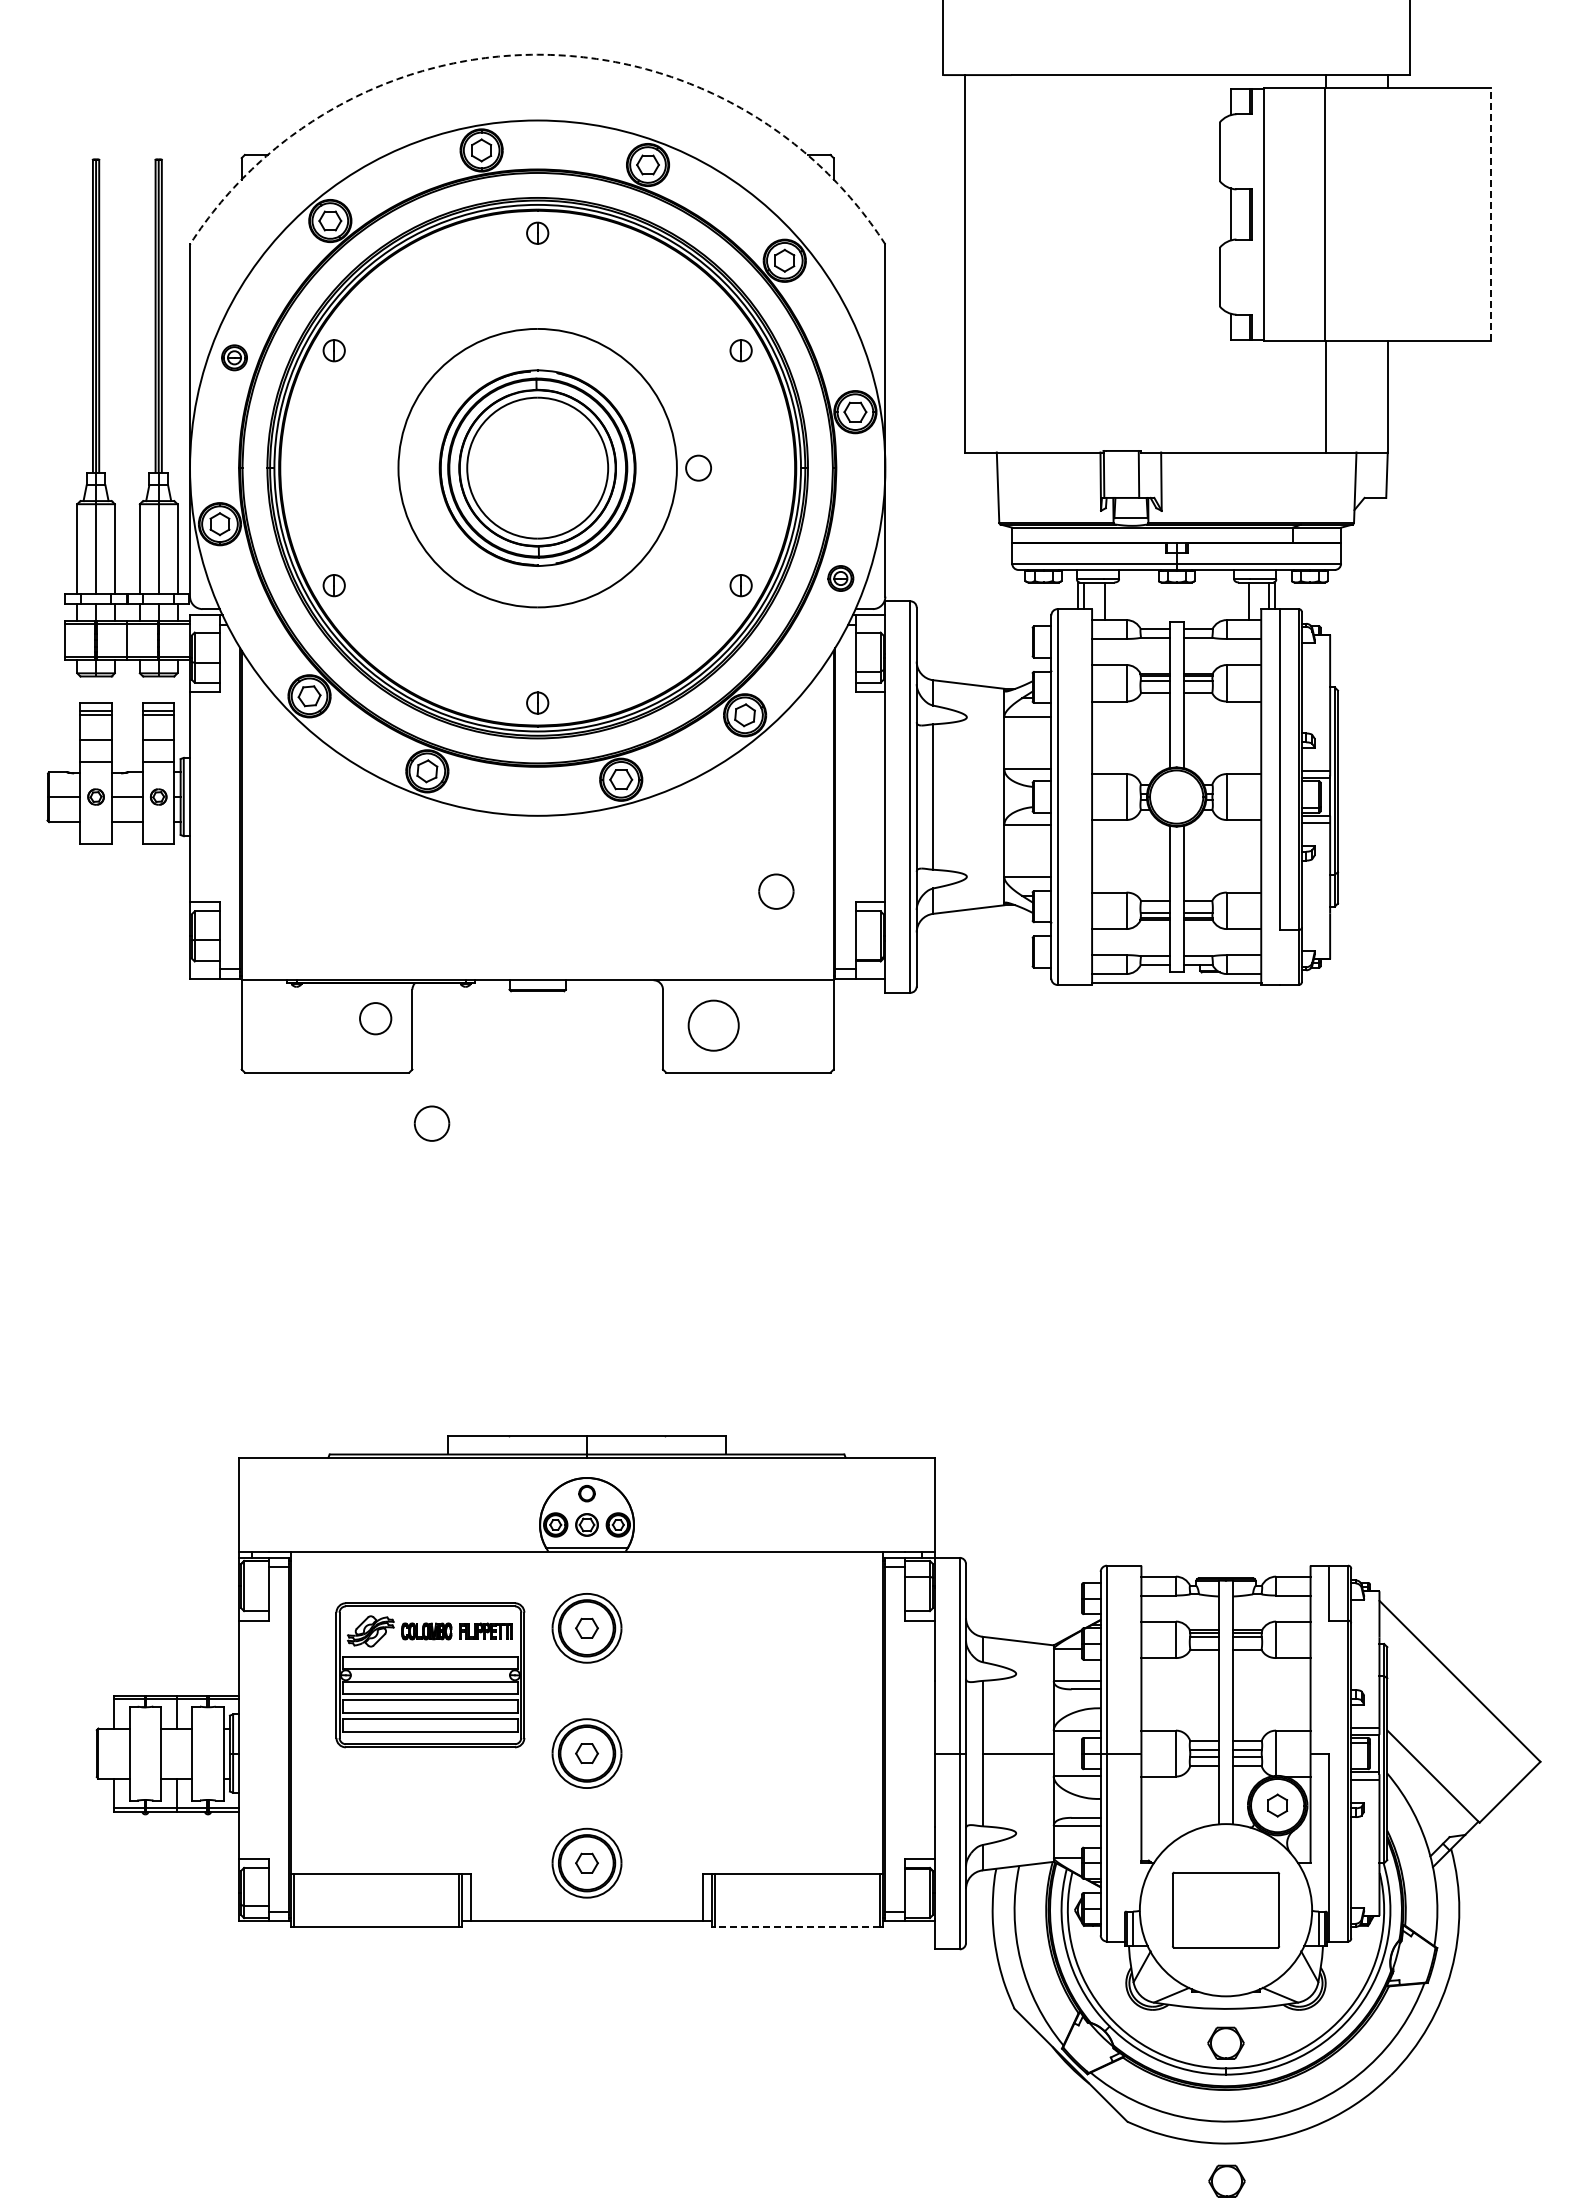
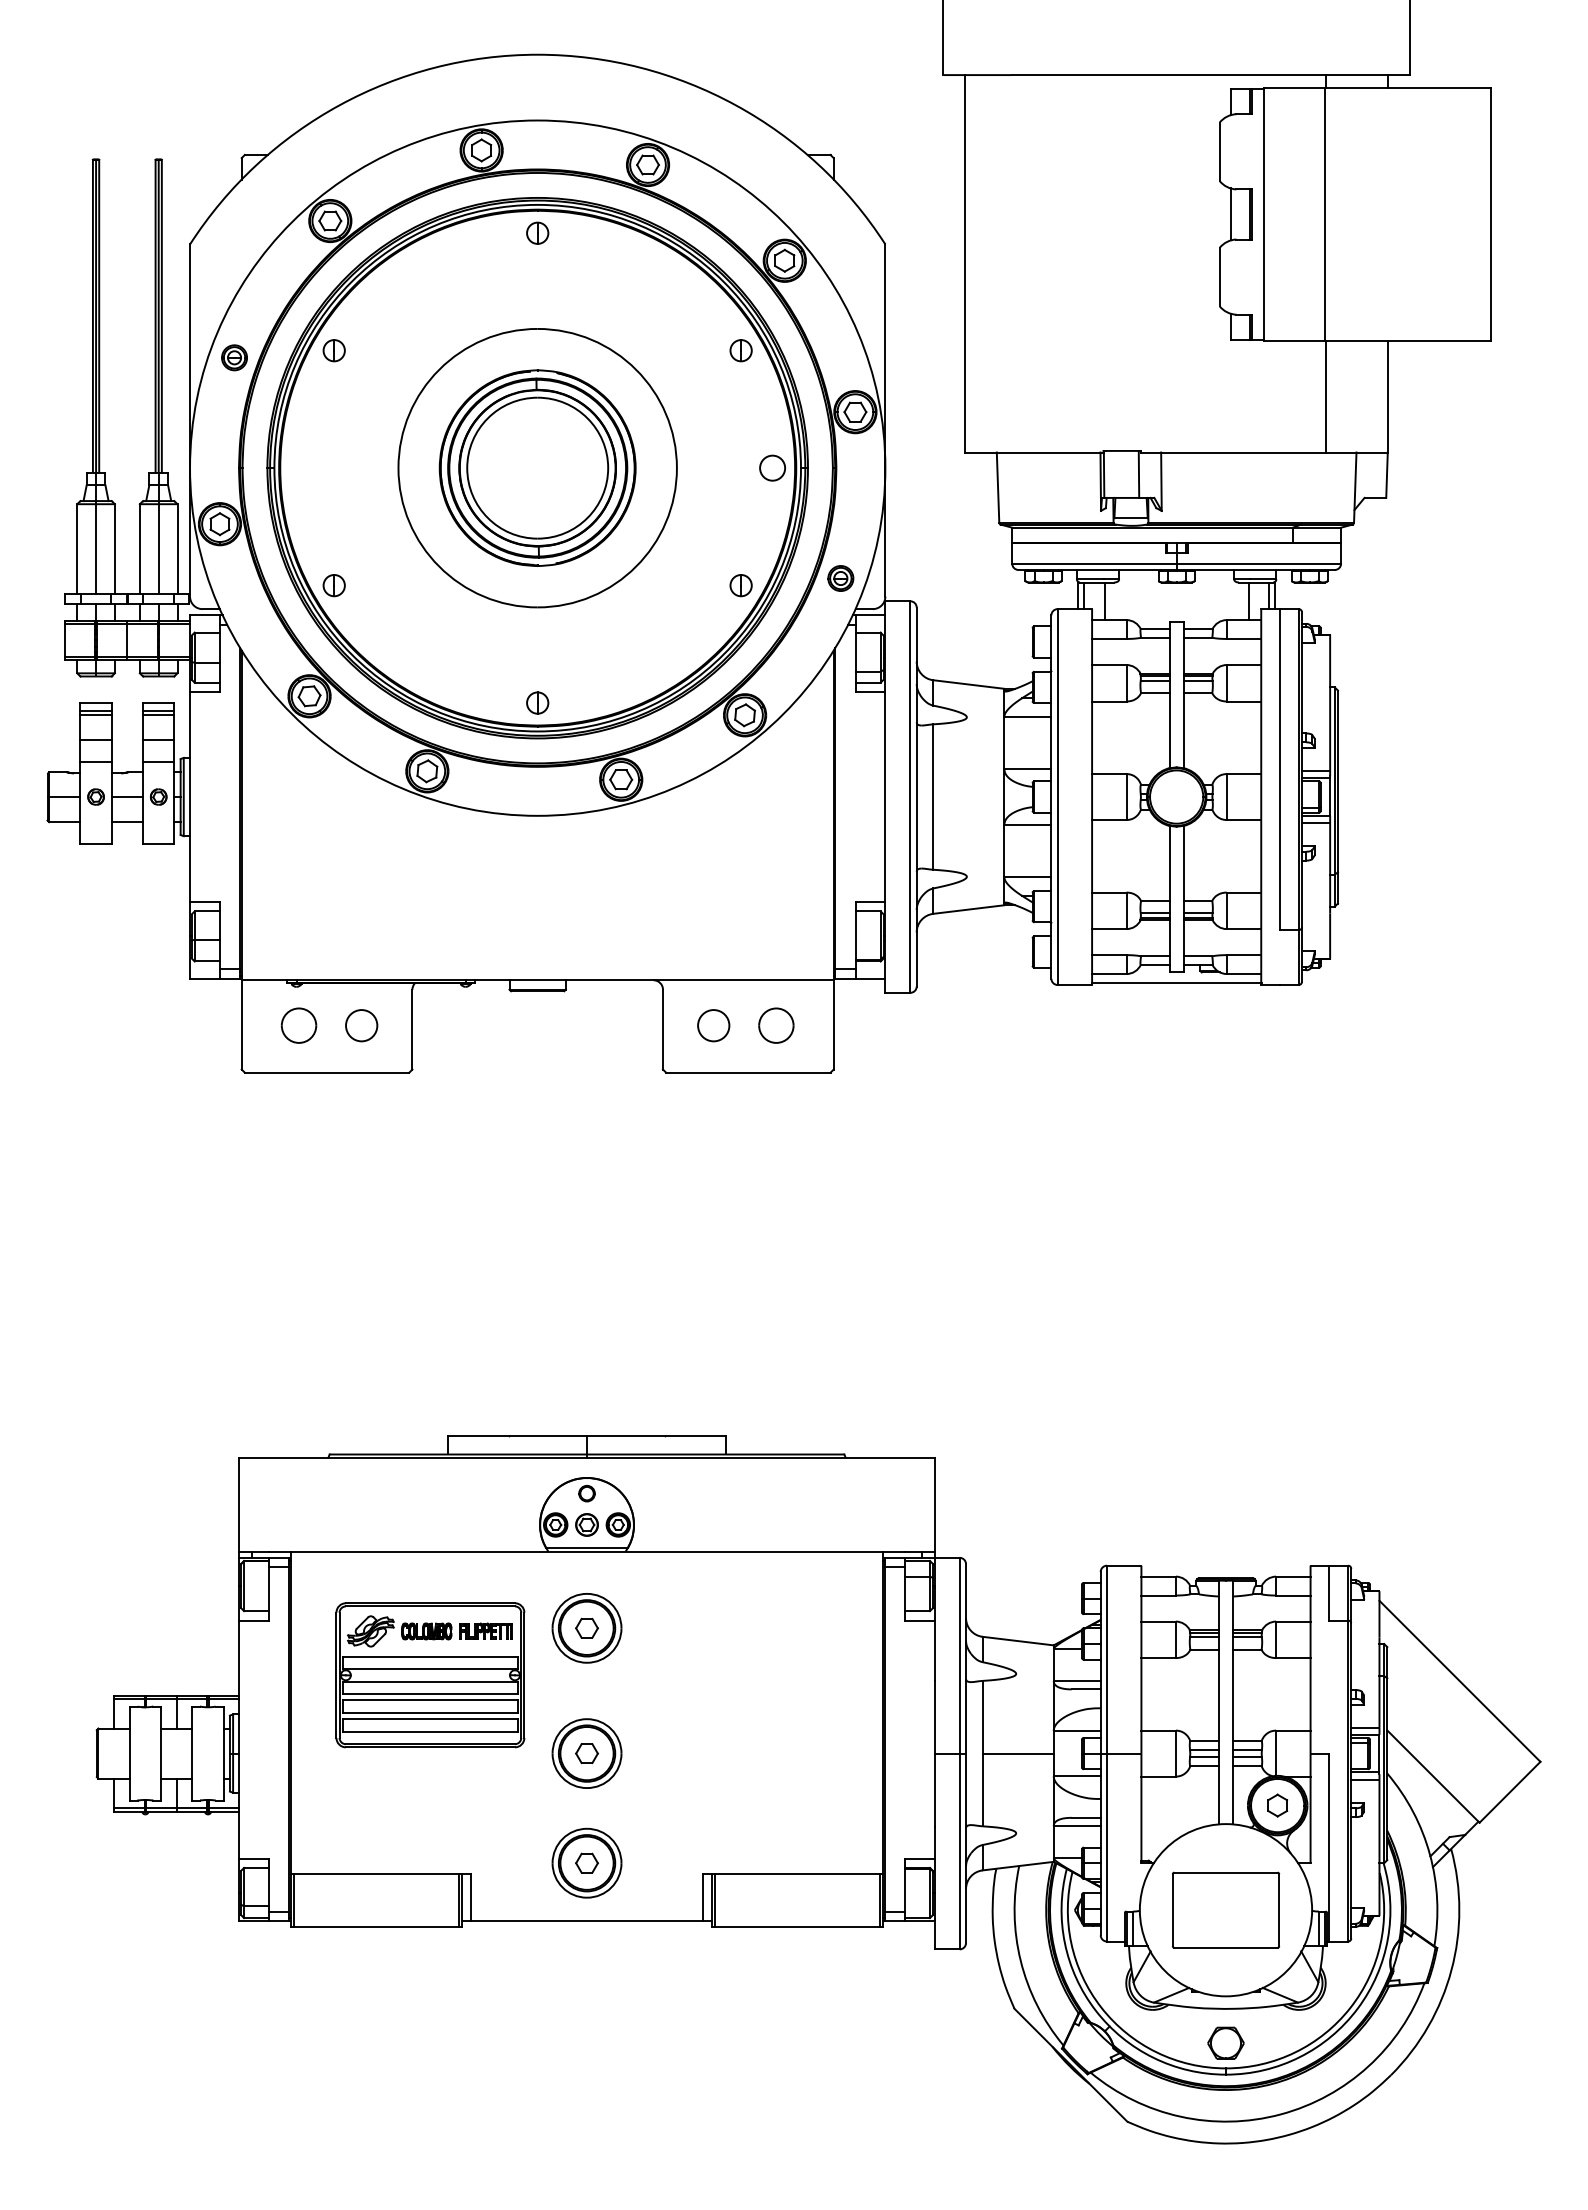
arc: dashed -> solid (537, 54)
line: dashed -> solid (1491, 214)
circle position: (698, 467) -> (772, 467) (772, 467)
part position: (776, 891) -> (776, 1025) (776, 1025)
circle position: (375, 1018) -> (361, 1025) (361, 1025)
circle diameter: 50 px -> 31 px (713, 1025)
part position: (431, 1123) -> (298, 1025) (298, 1025)
line: dashed -> solid (797, 1927)
part: present -> none (1226, 2180)
